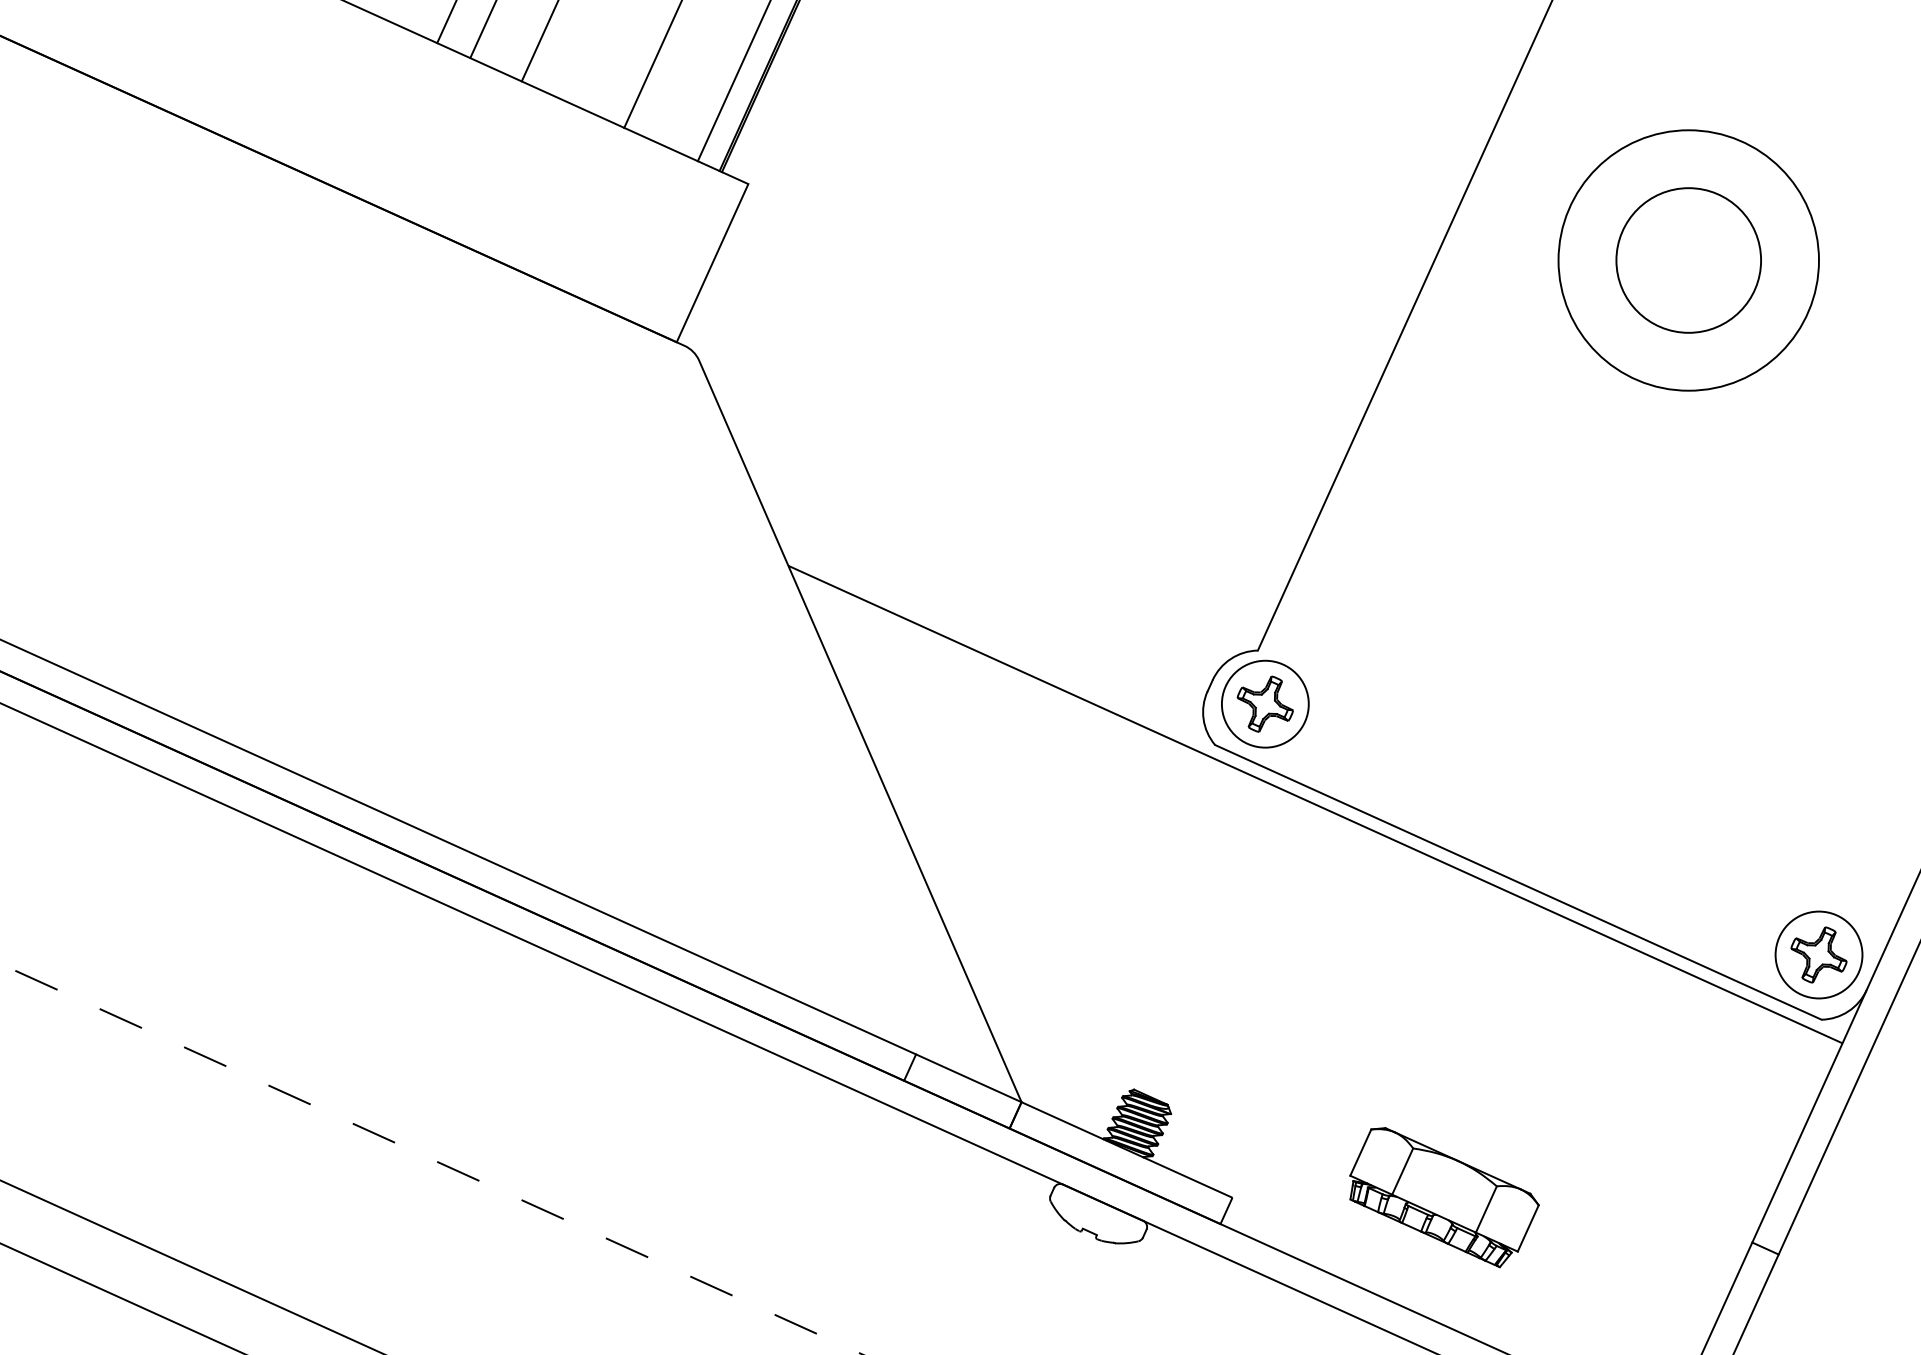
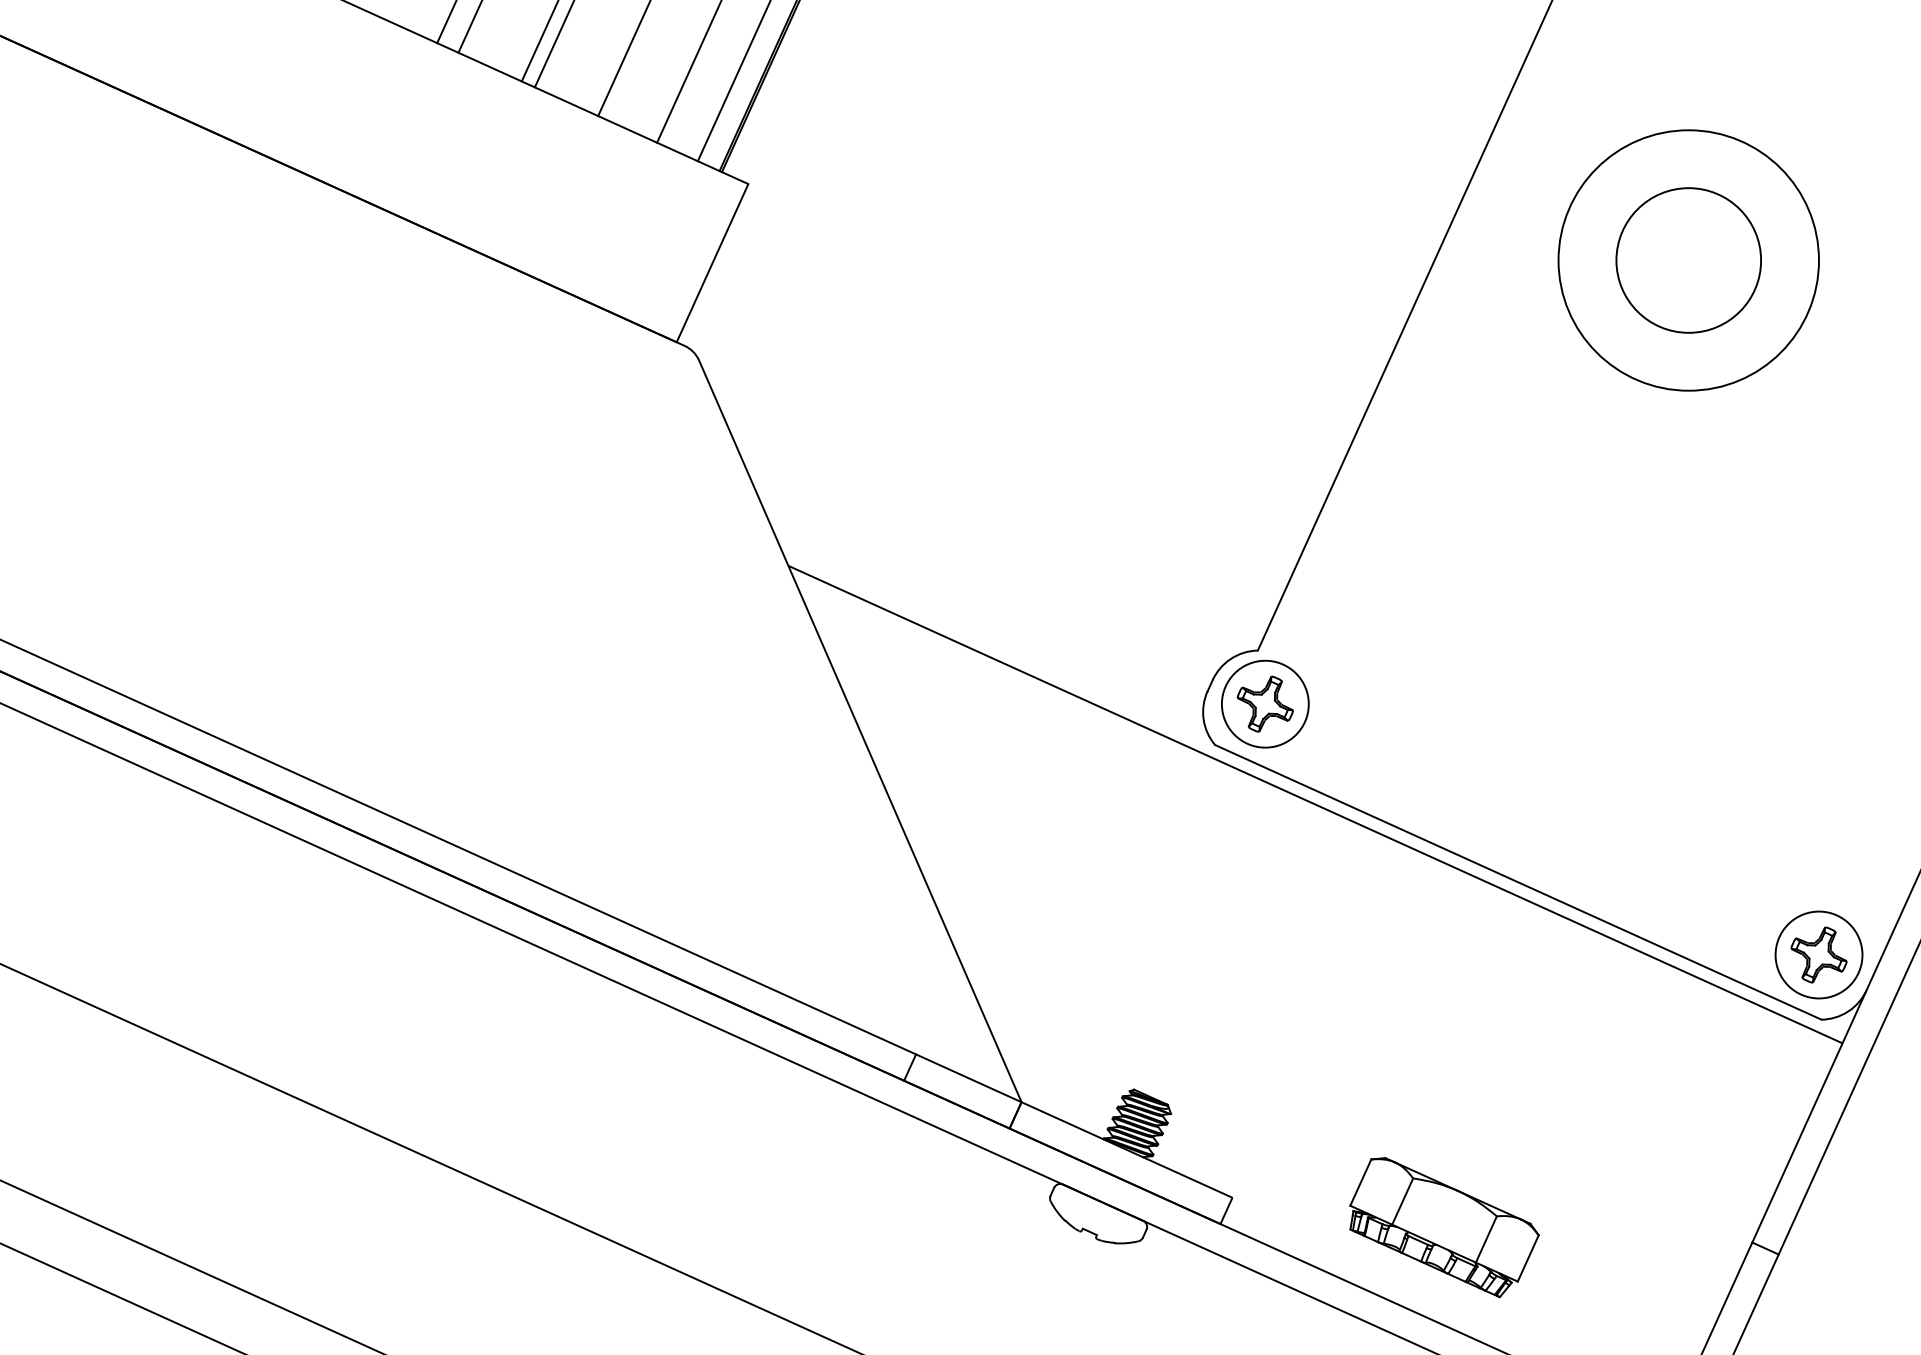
line position: (482, 29) -> (469, 27) (469, 27)
line: none -> present (553, 44)
line position: (652, 65) -> (623, 59) (623, 59)
line: none -> present (688, 72)
line: dashed -> solid (432, 1159)
part position: (1444, 1197) -> (1444, 1227) (1444, 1227)
